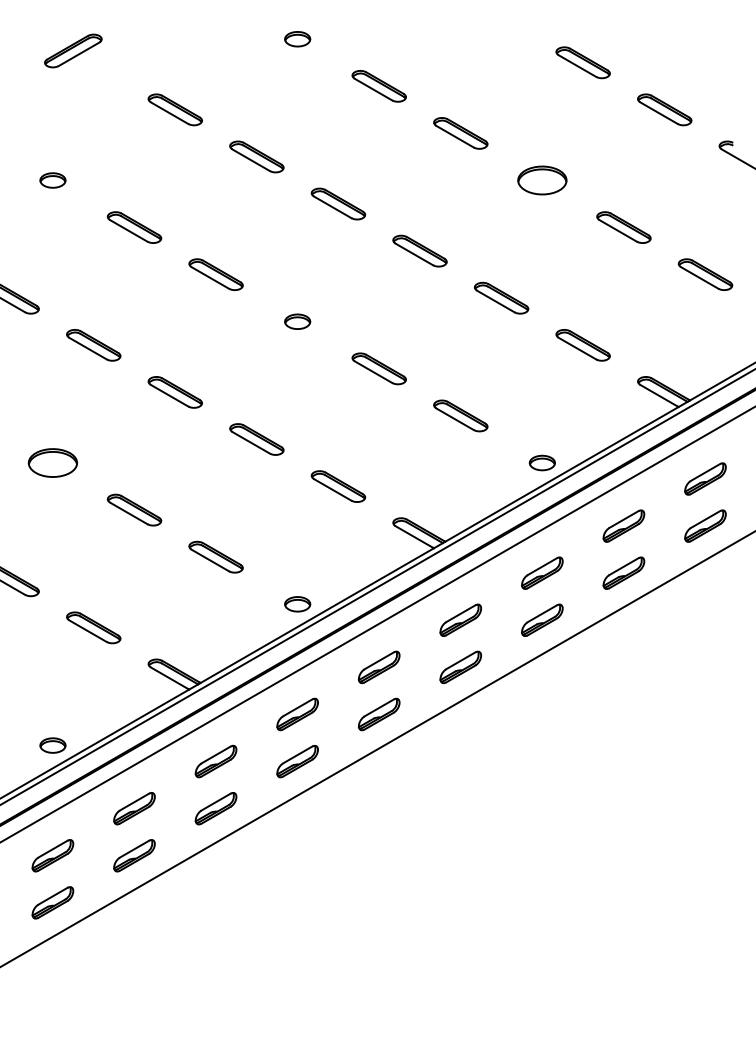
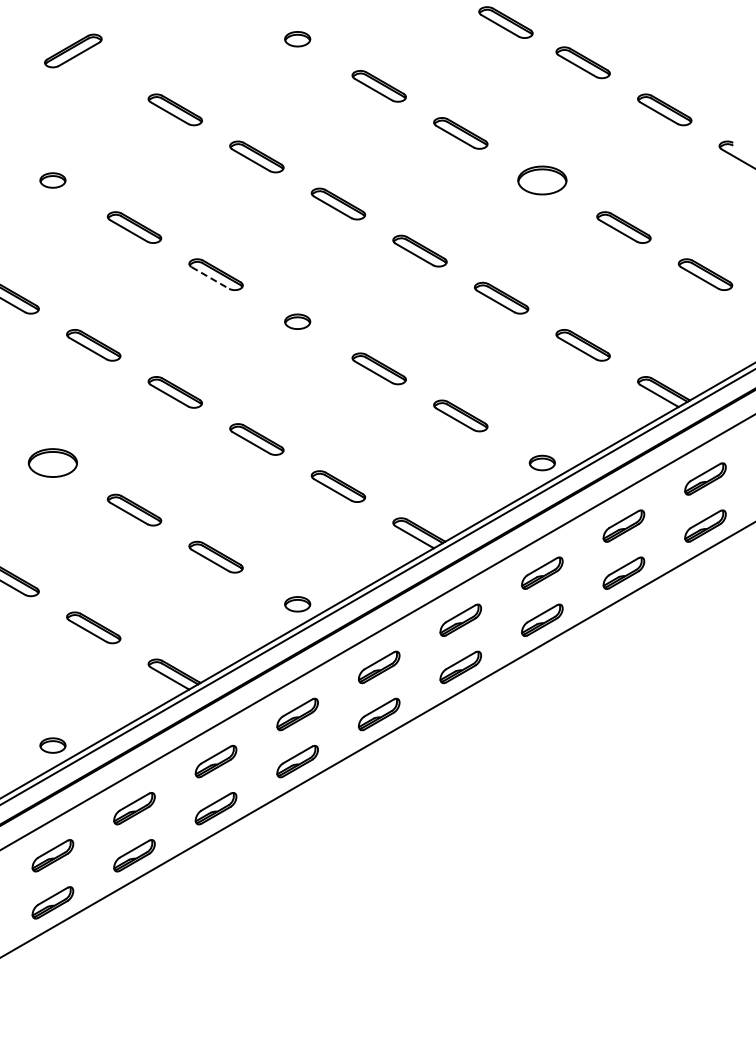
part: none -> present (505, 22)
line: solid -> dashed (210, 278)
line position: (377, 624) -> (377, 632) (377, 632)
line position: (377, 748) -> (377, 739) (377, 739)
